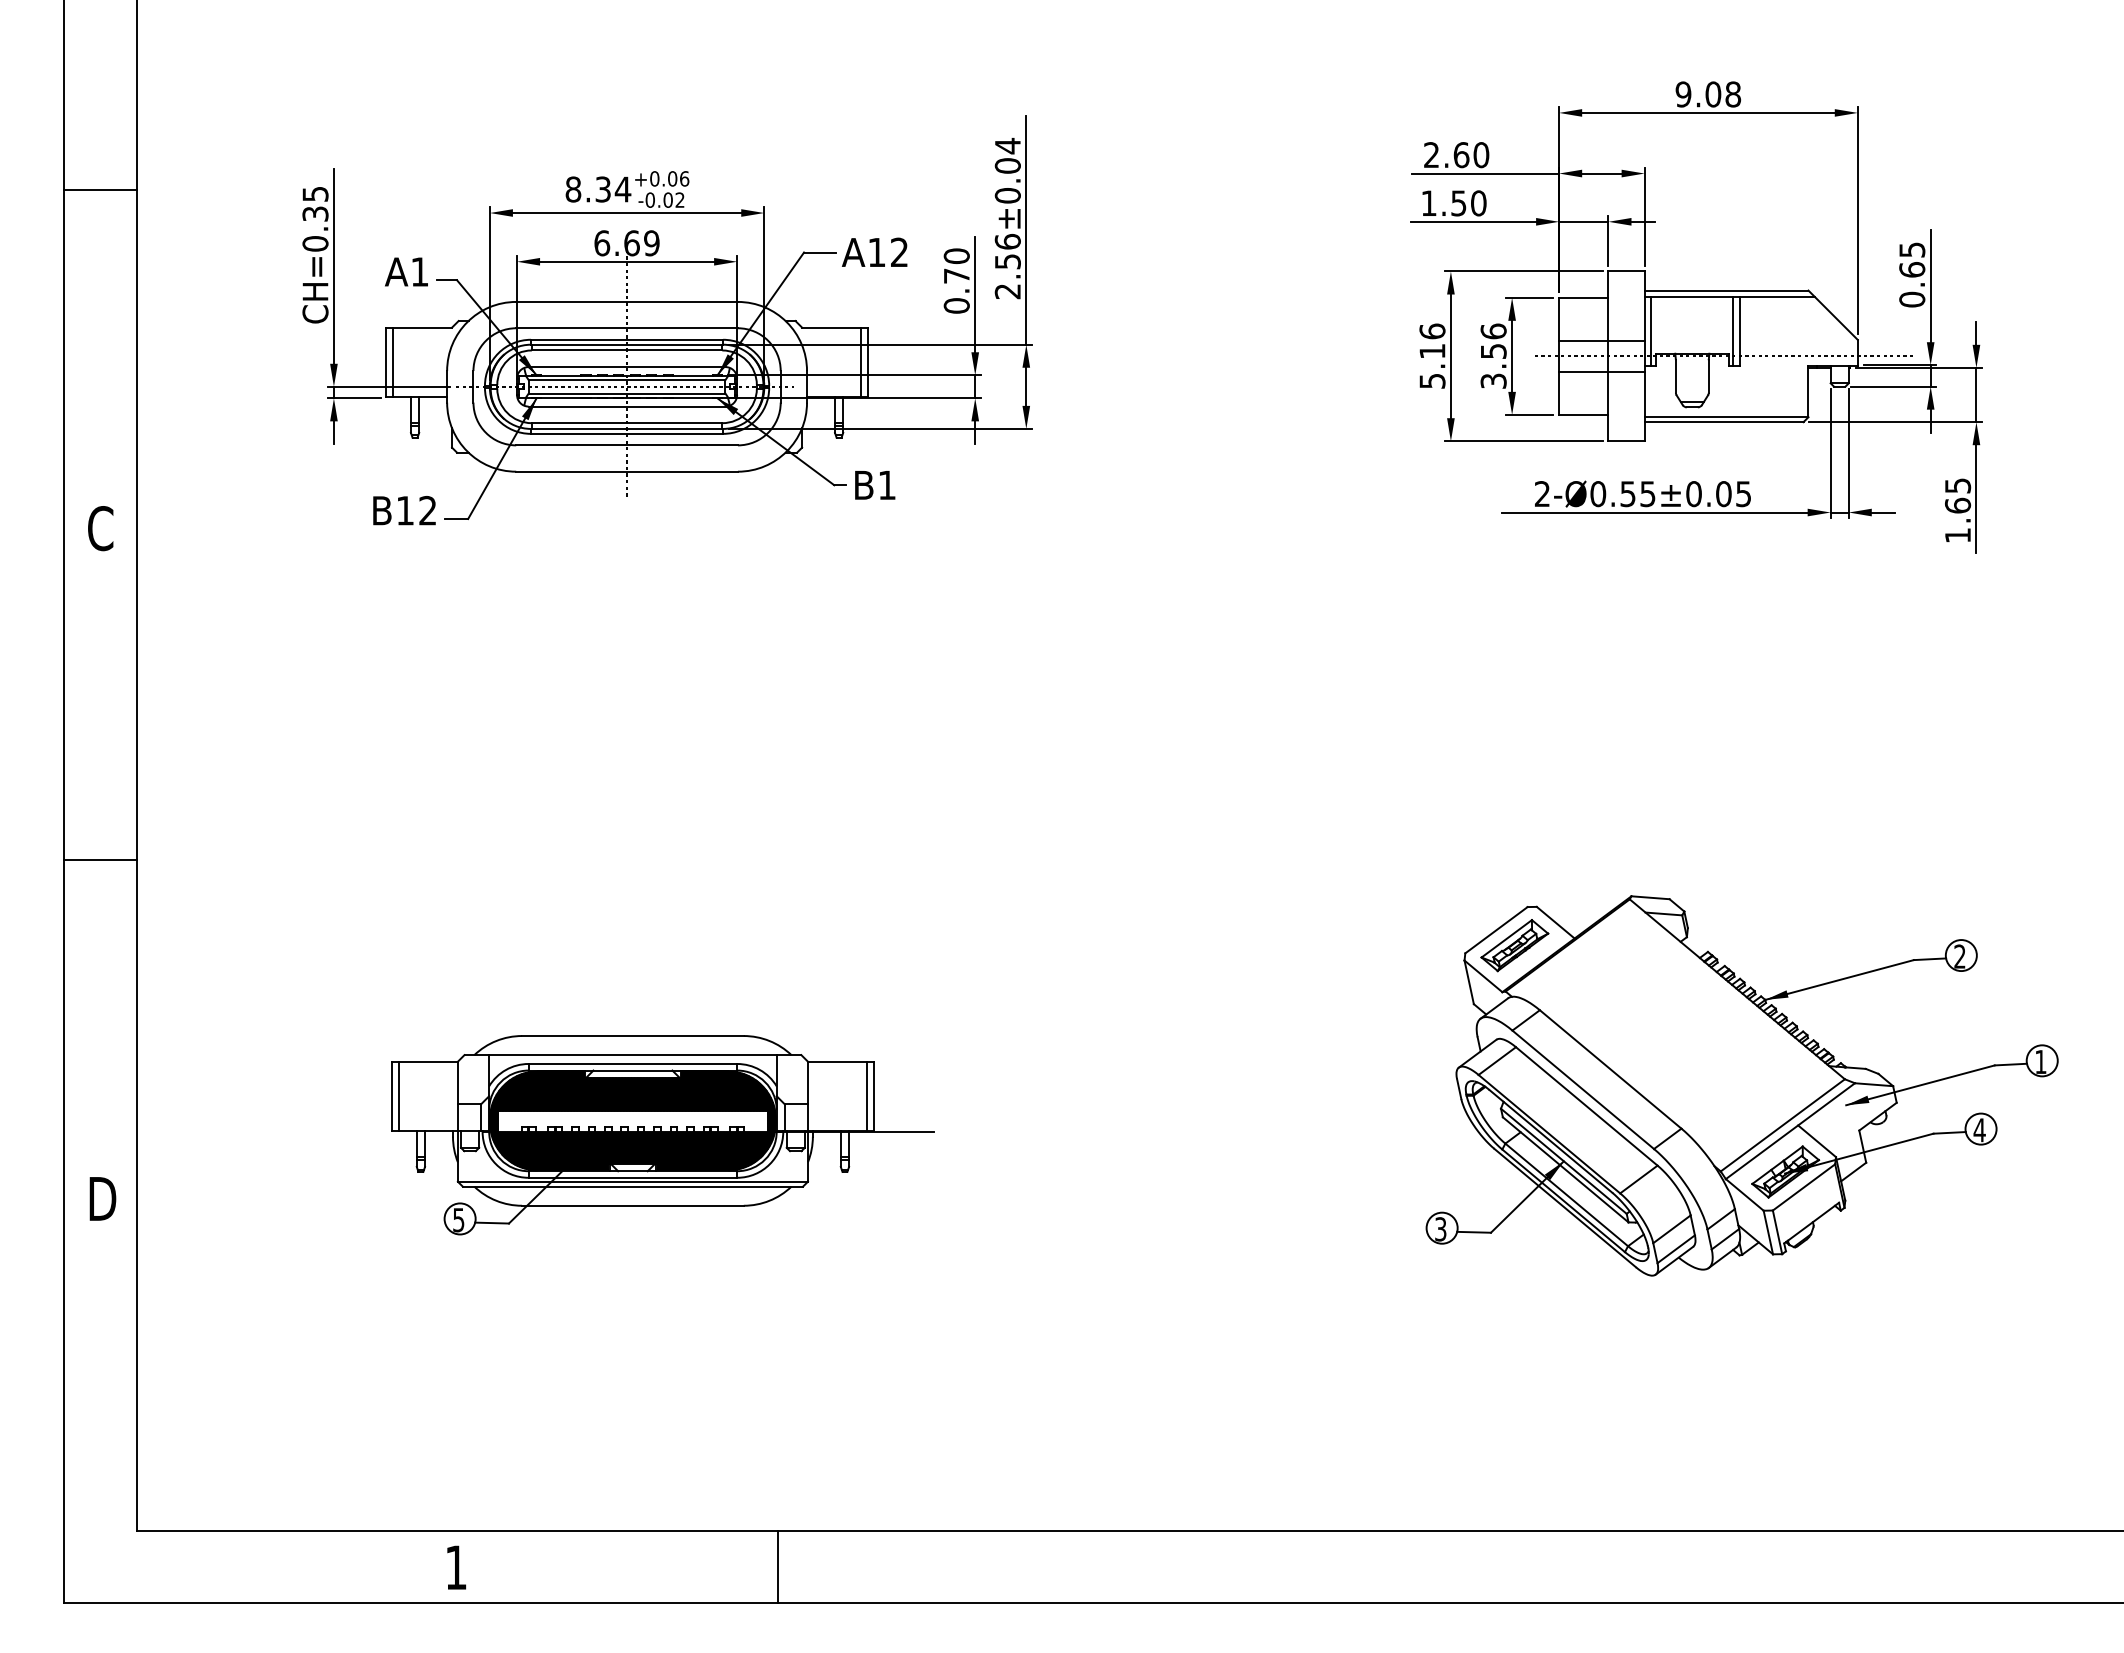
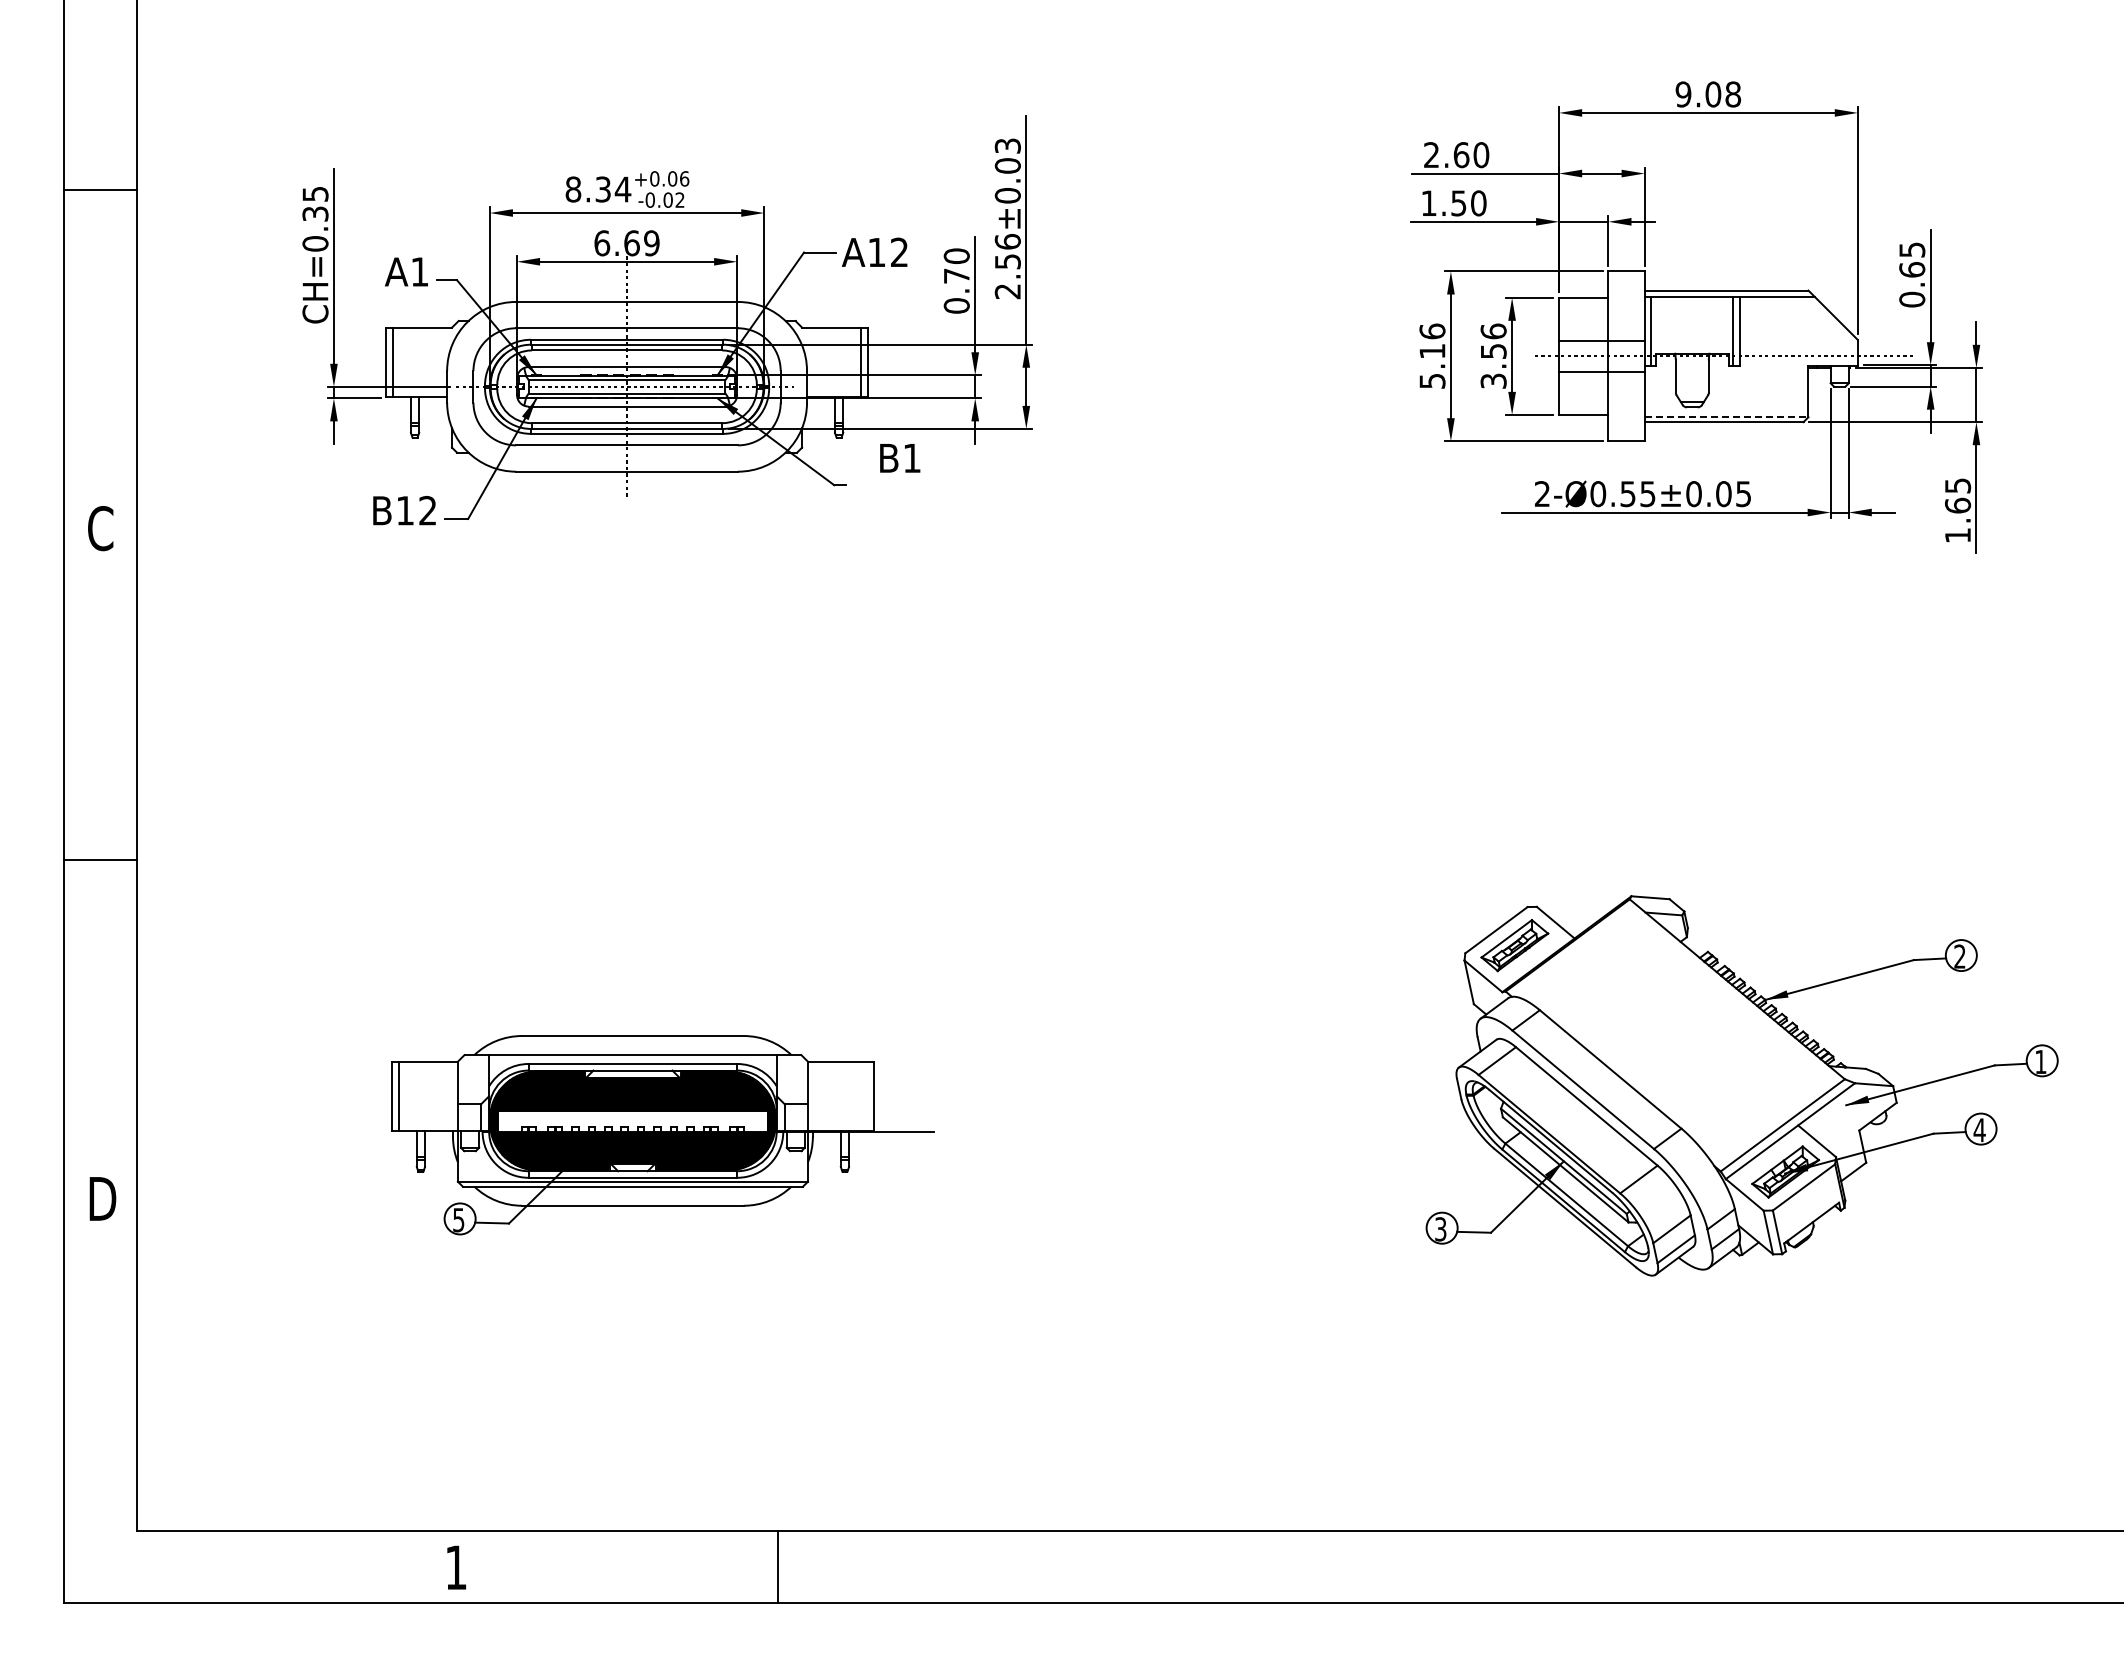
text: 2.56±0.04 -> 2.56±0.03 (1007, 145)
line: solid -> dashed (1726, 417)
text position: (875, 485) -> (900, 458) (900, 458)
line: present -> none (867, 1095)
